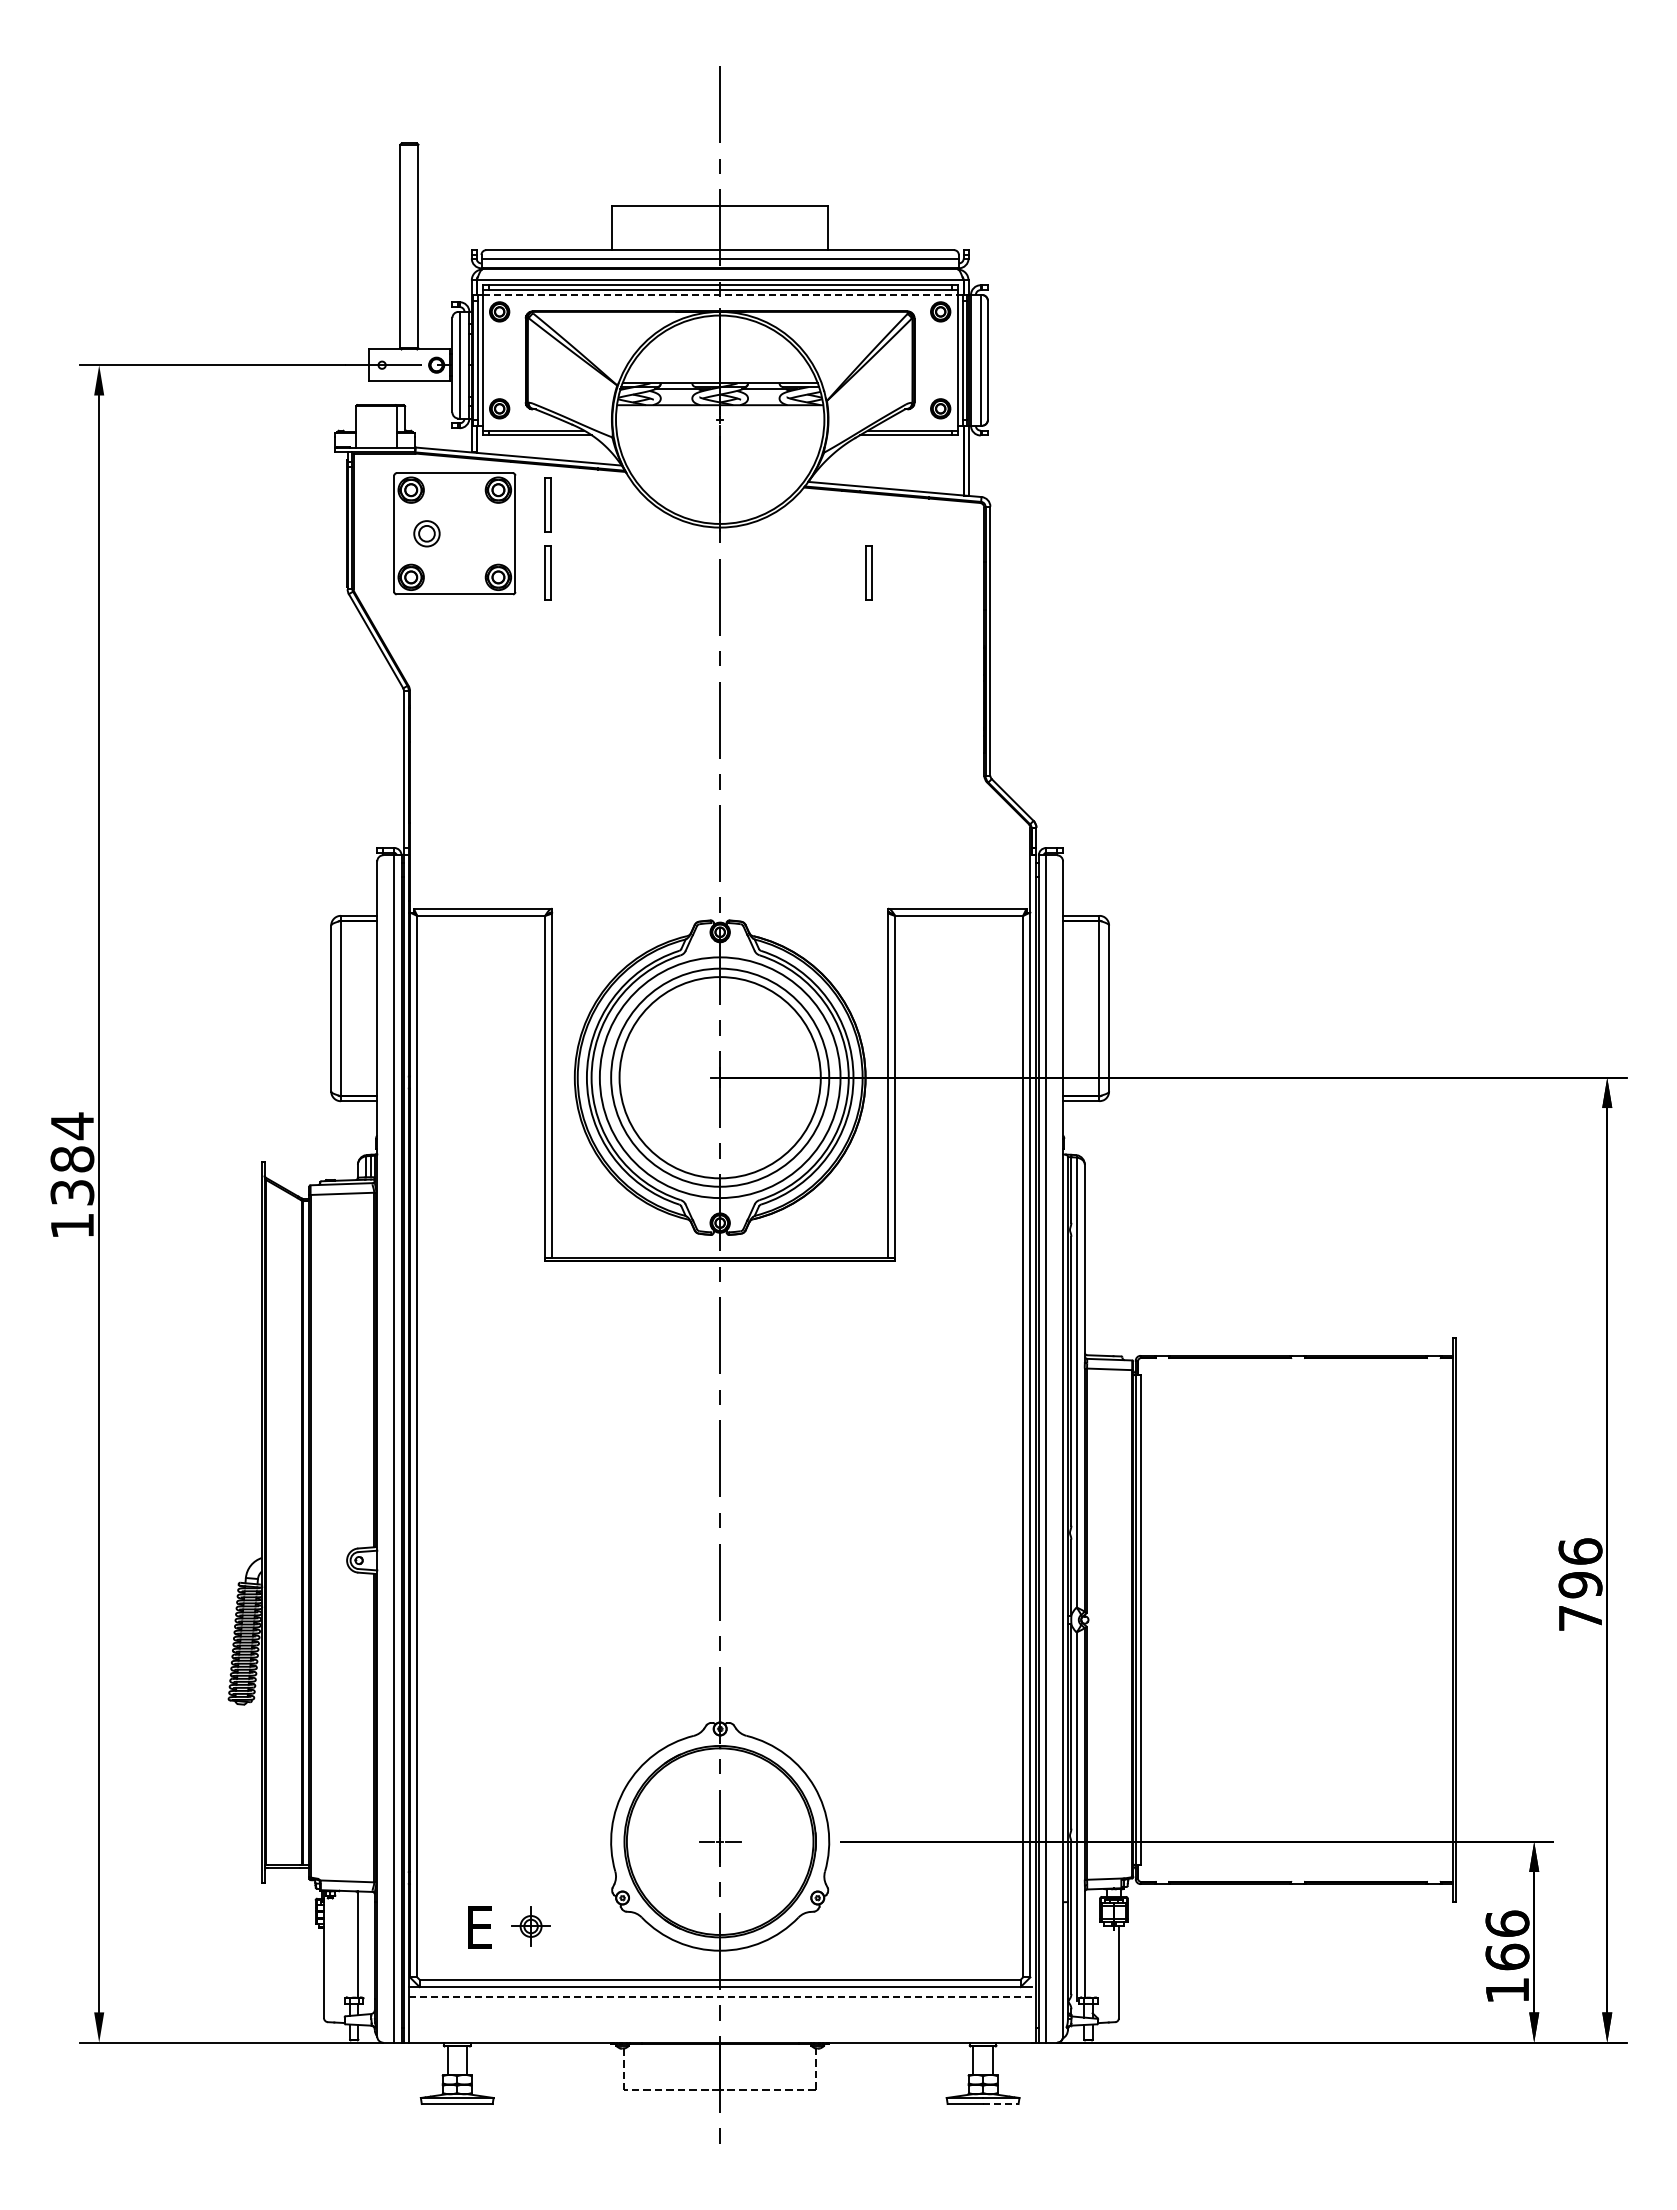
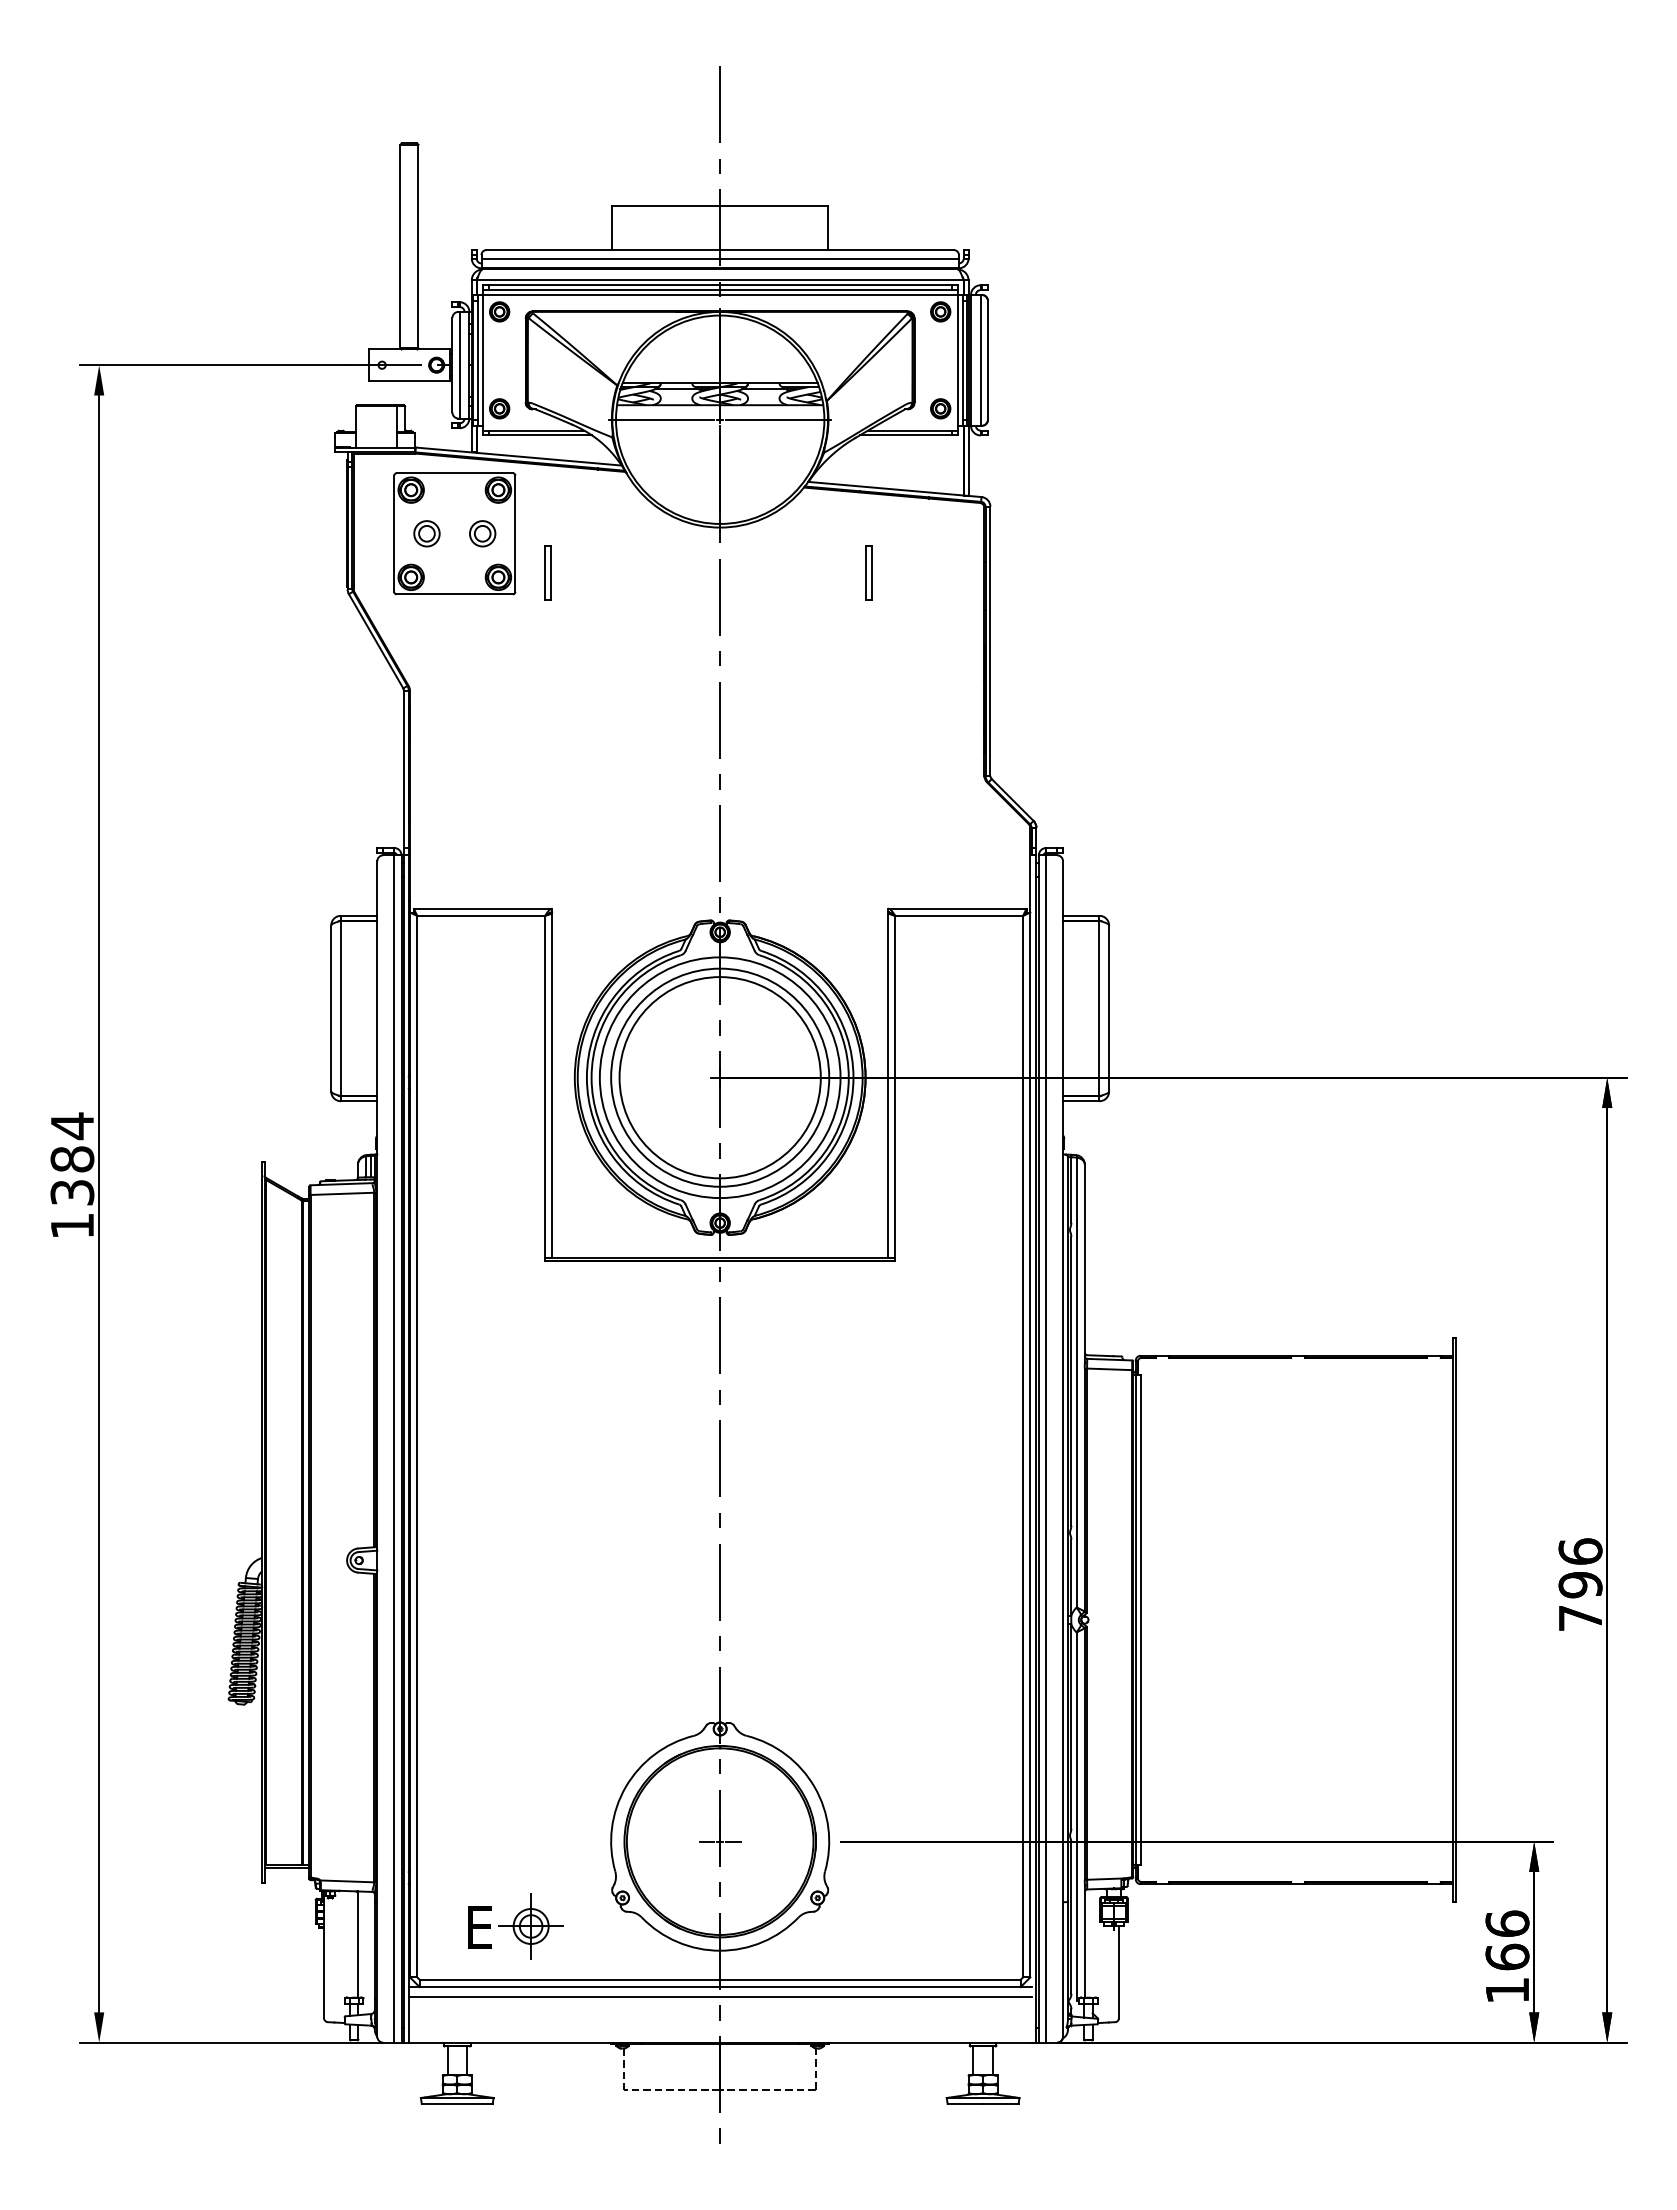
line: dashed -> solid (720, 294)
line: none -> present (661, 419)
line: none -> present (778, 419)
part: present -> none (547, 504)
part: none -> present (482, 533)
part size: 40x41 px -> 66x67 px (530, 1926)
line: dashed -> solid (719, 1996)
line: dashed -> solid (1000, 2104)
